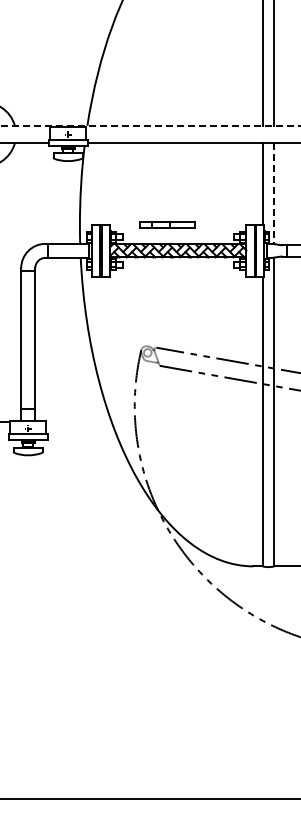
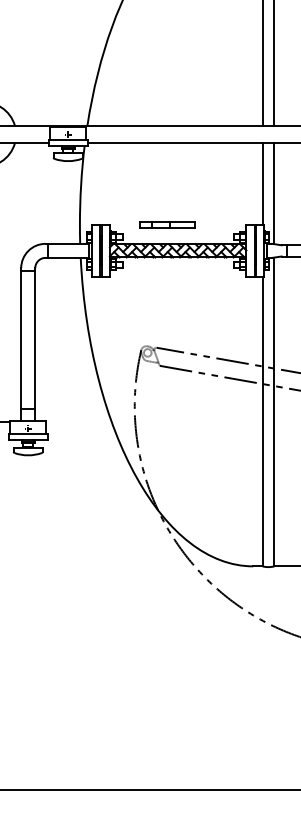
line: dashed -> solid (150, 125)
line: dashed -> solid (274, 194)
line position: (149, 798) -> (149, 789) (149, 789)
